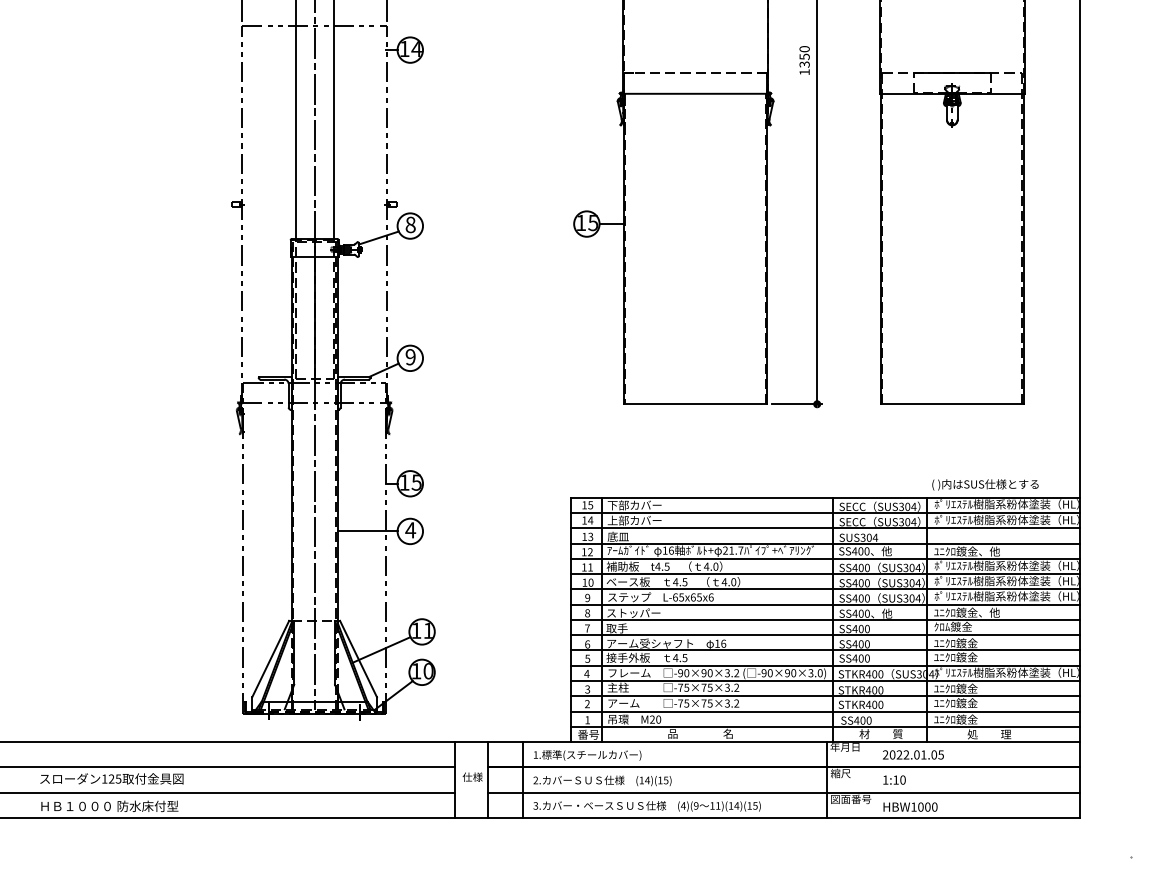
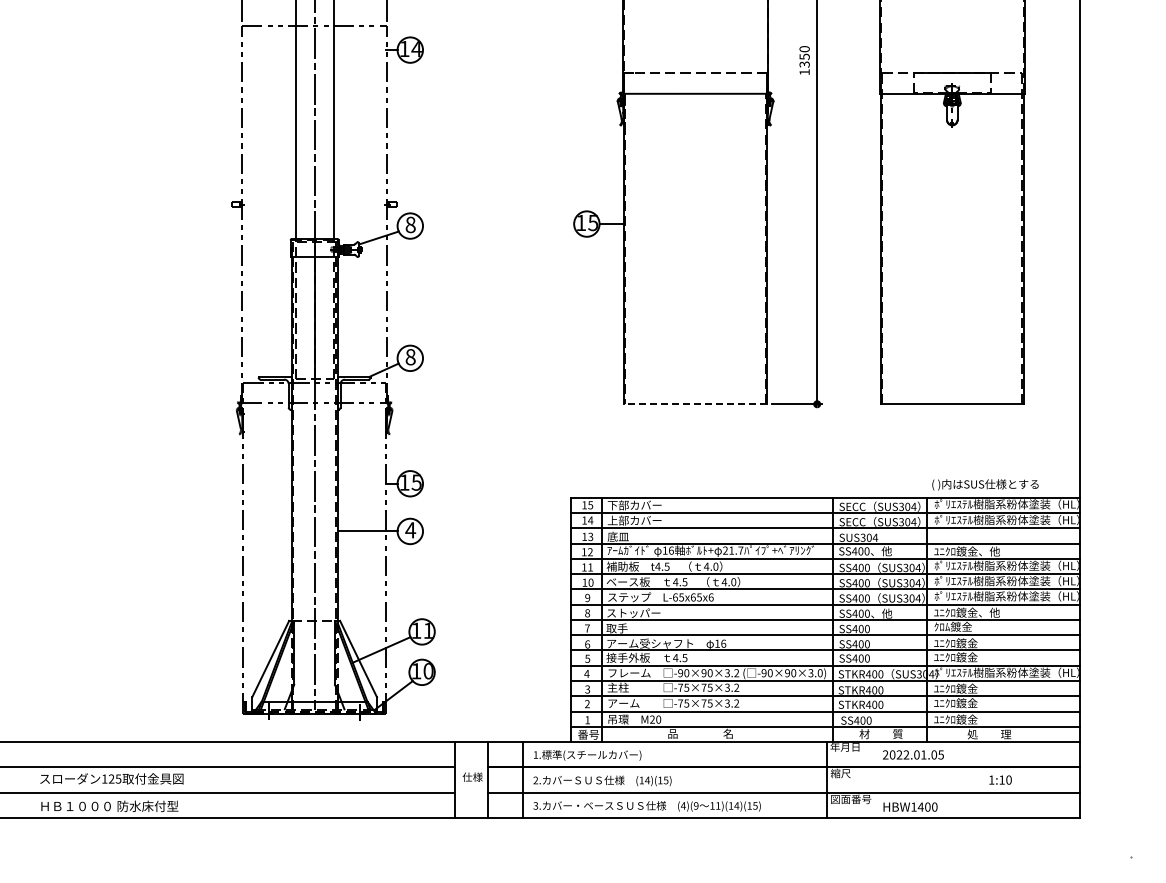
text: 9 -> 8 (410, 357)
line: solid -> dashed (695, 404)
text position: (894, 779) -> (1000, 779) (1000, 779)
text: HBW1000 -> HBW1400 (920, 806)
